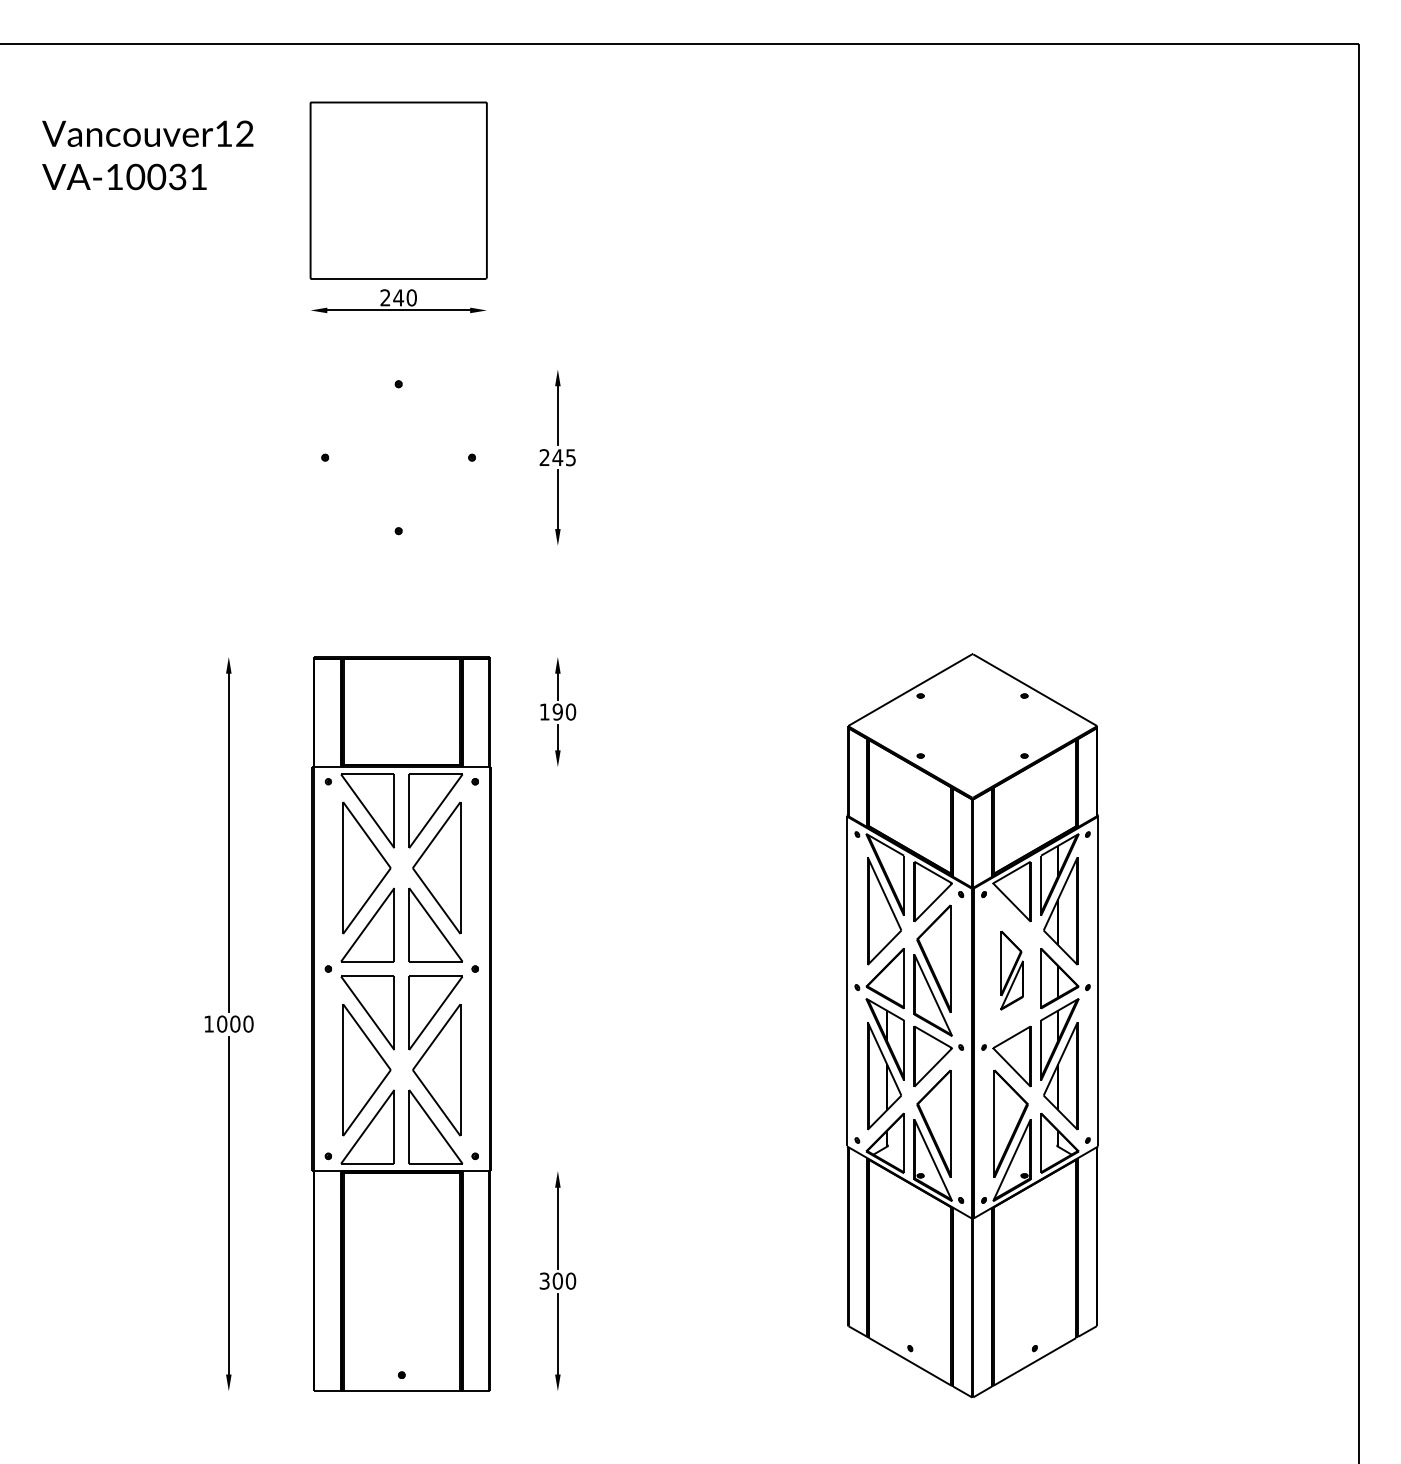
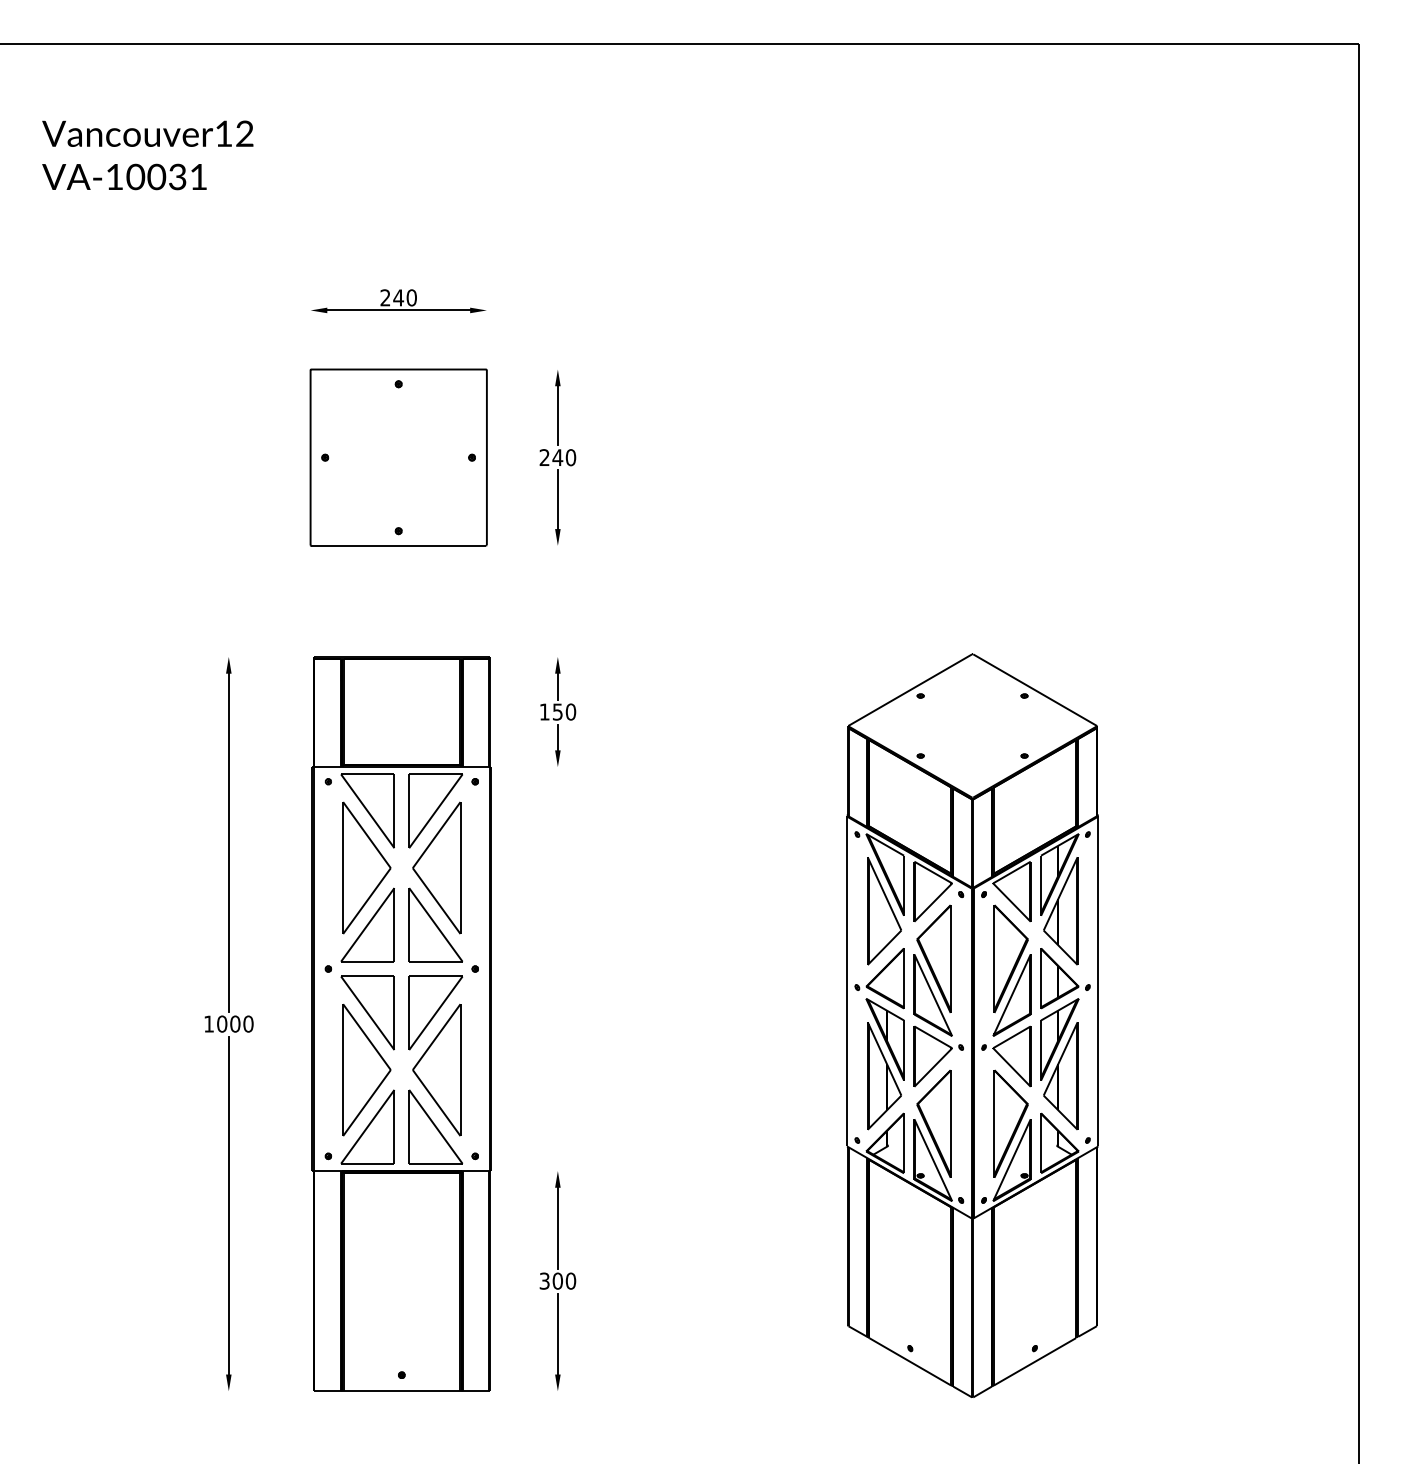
part position: (398, 190) -> (398, 457) (398, 457)
text: 245 -> 240 (570, 457)
text: 190 -> 150 (557, 711)
part size: 24x81 px -> 40x133 px (1011, 970)
